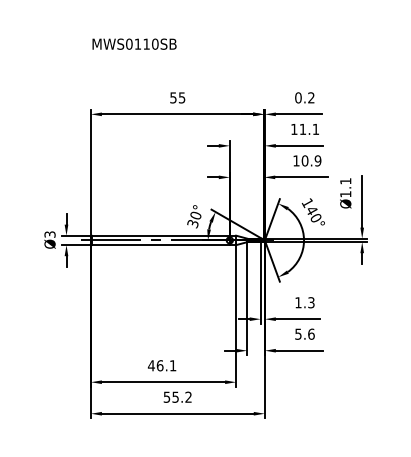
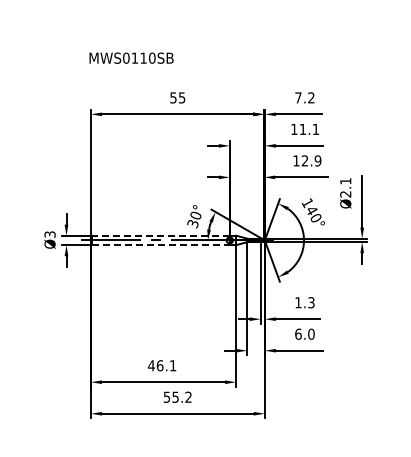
text position: (134, 43) -> (131, 57) (131, 57)
text: 0.2 -> 7.2 (298, 97)
text: 10.9 -> 12.9 (304, 160)
text: Ø1.1 -> Ø2.1 (345, 194)
line: solid -> dashed (160, 235)
line: solid -> dashed (161, 245)
text: 5.6 -> 6.0 (304, 333)
